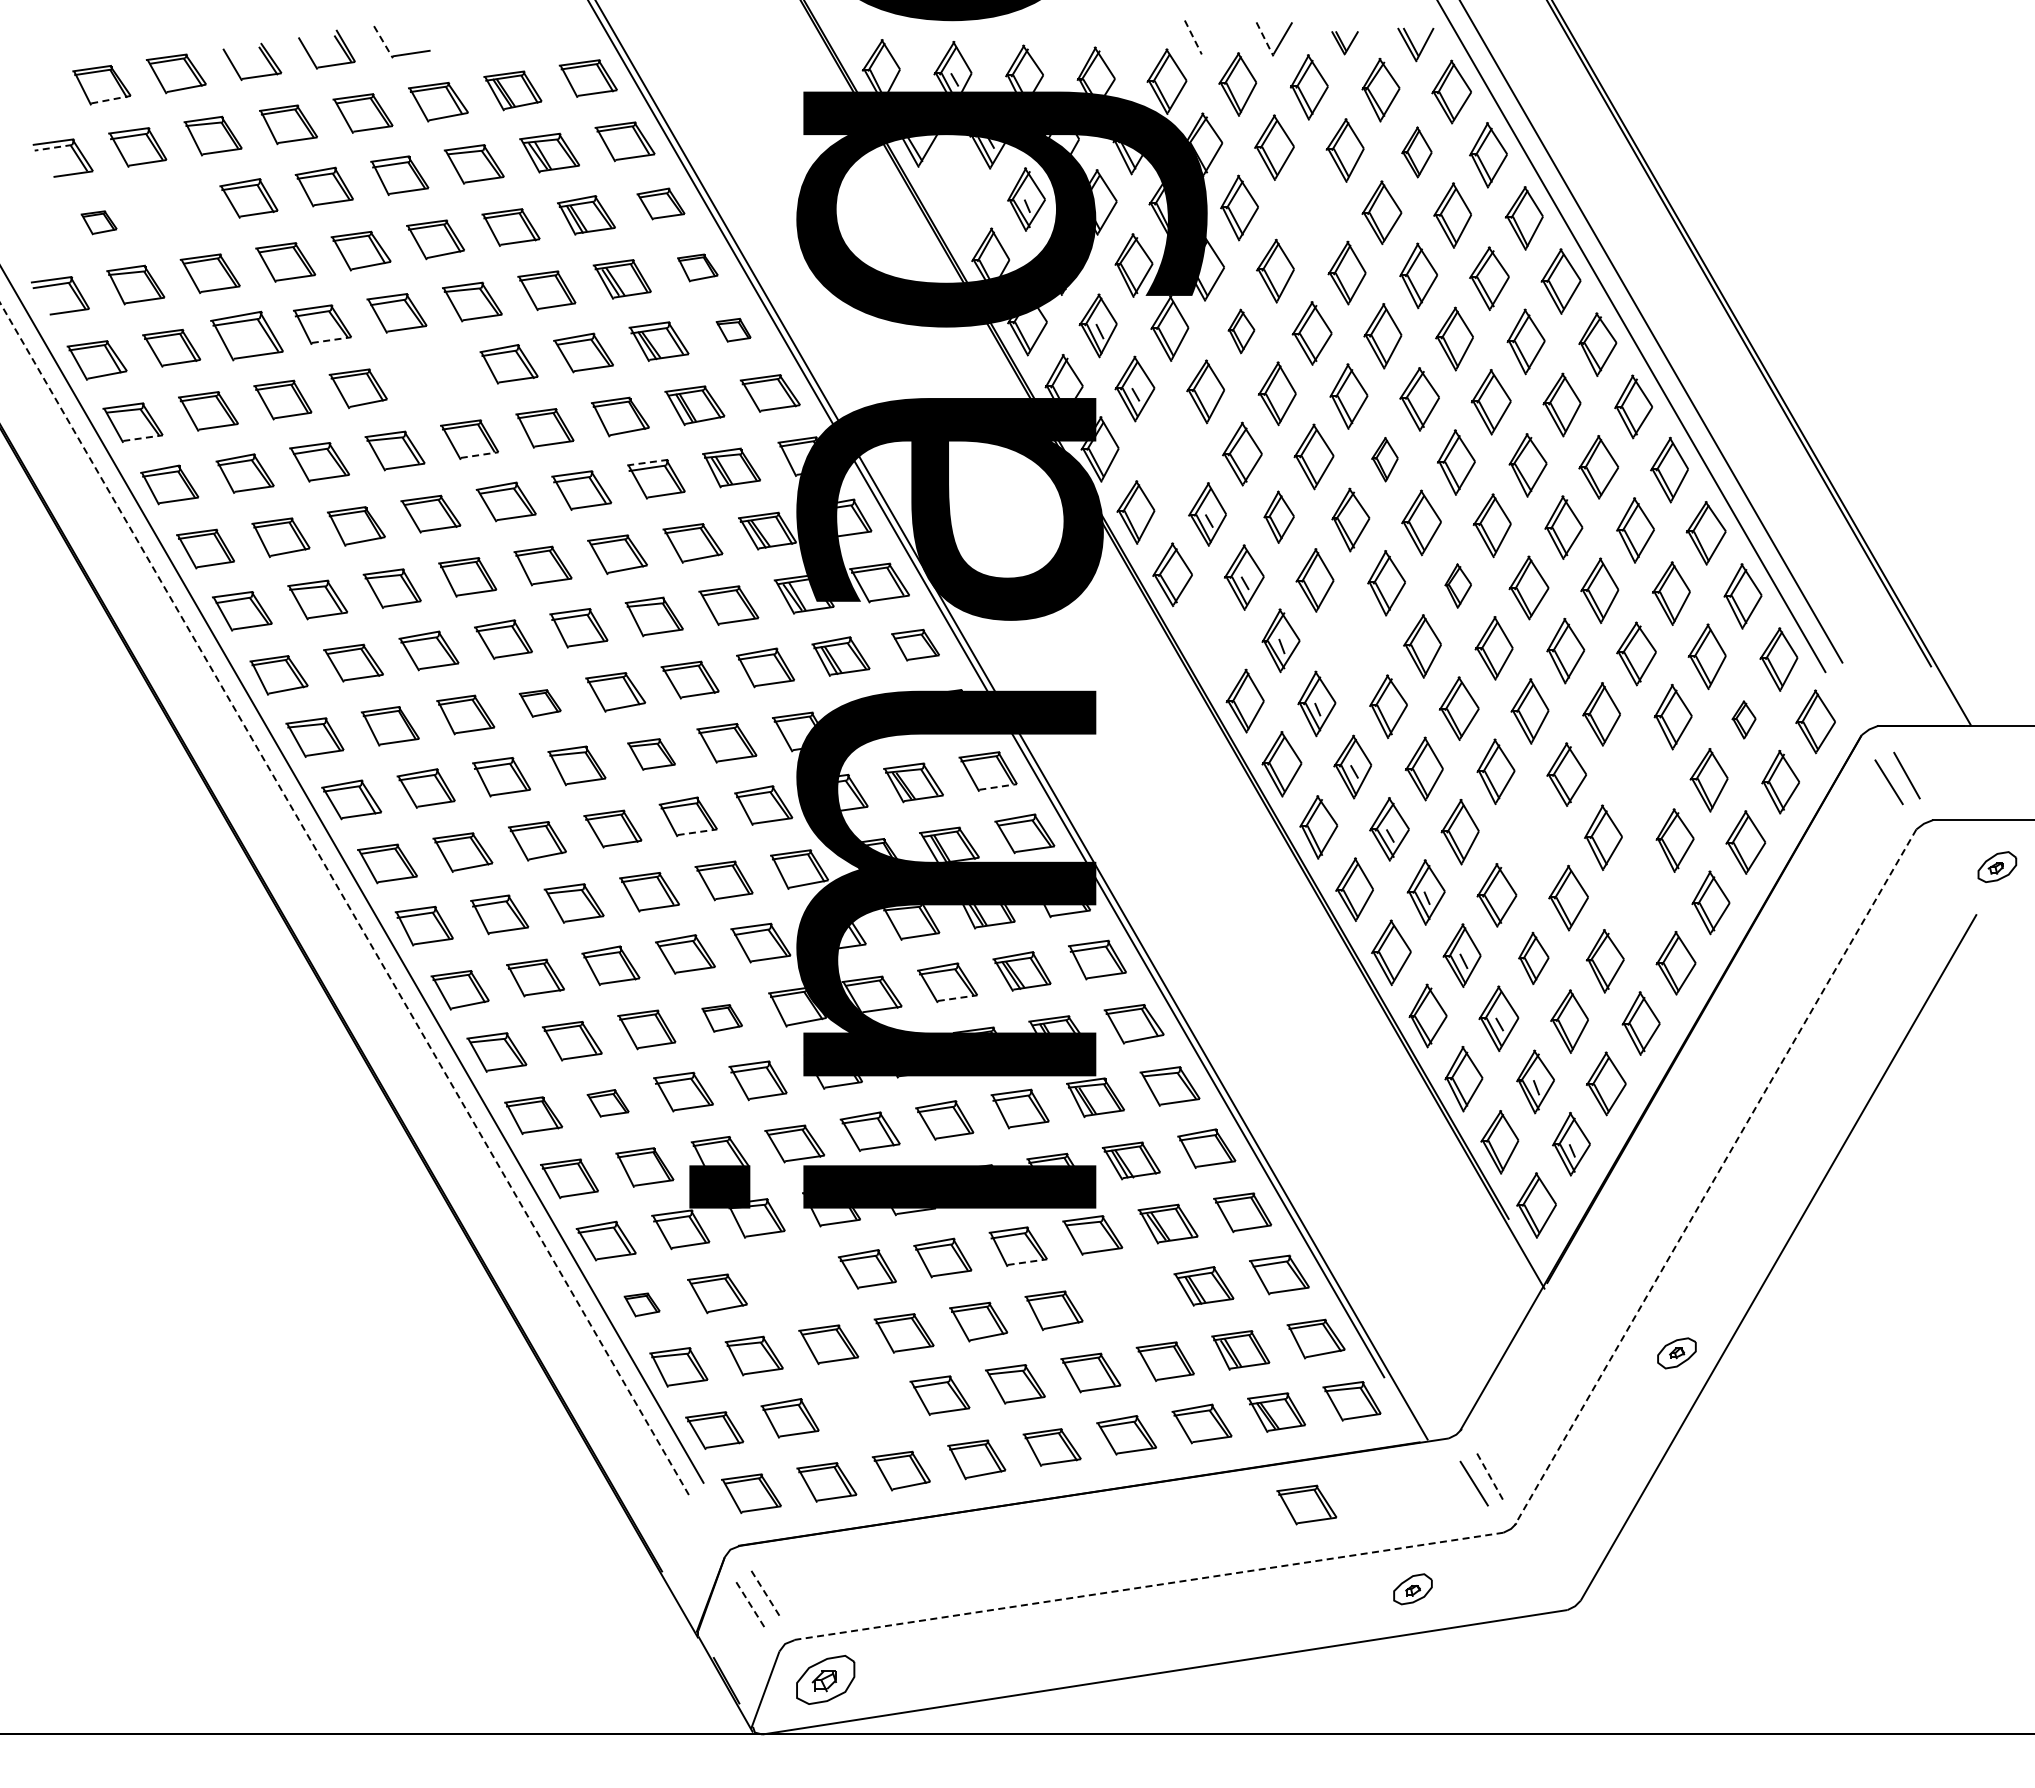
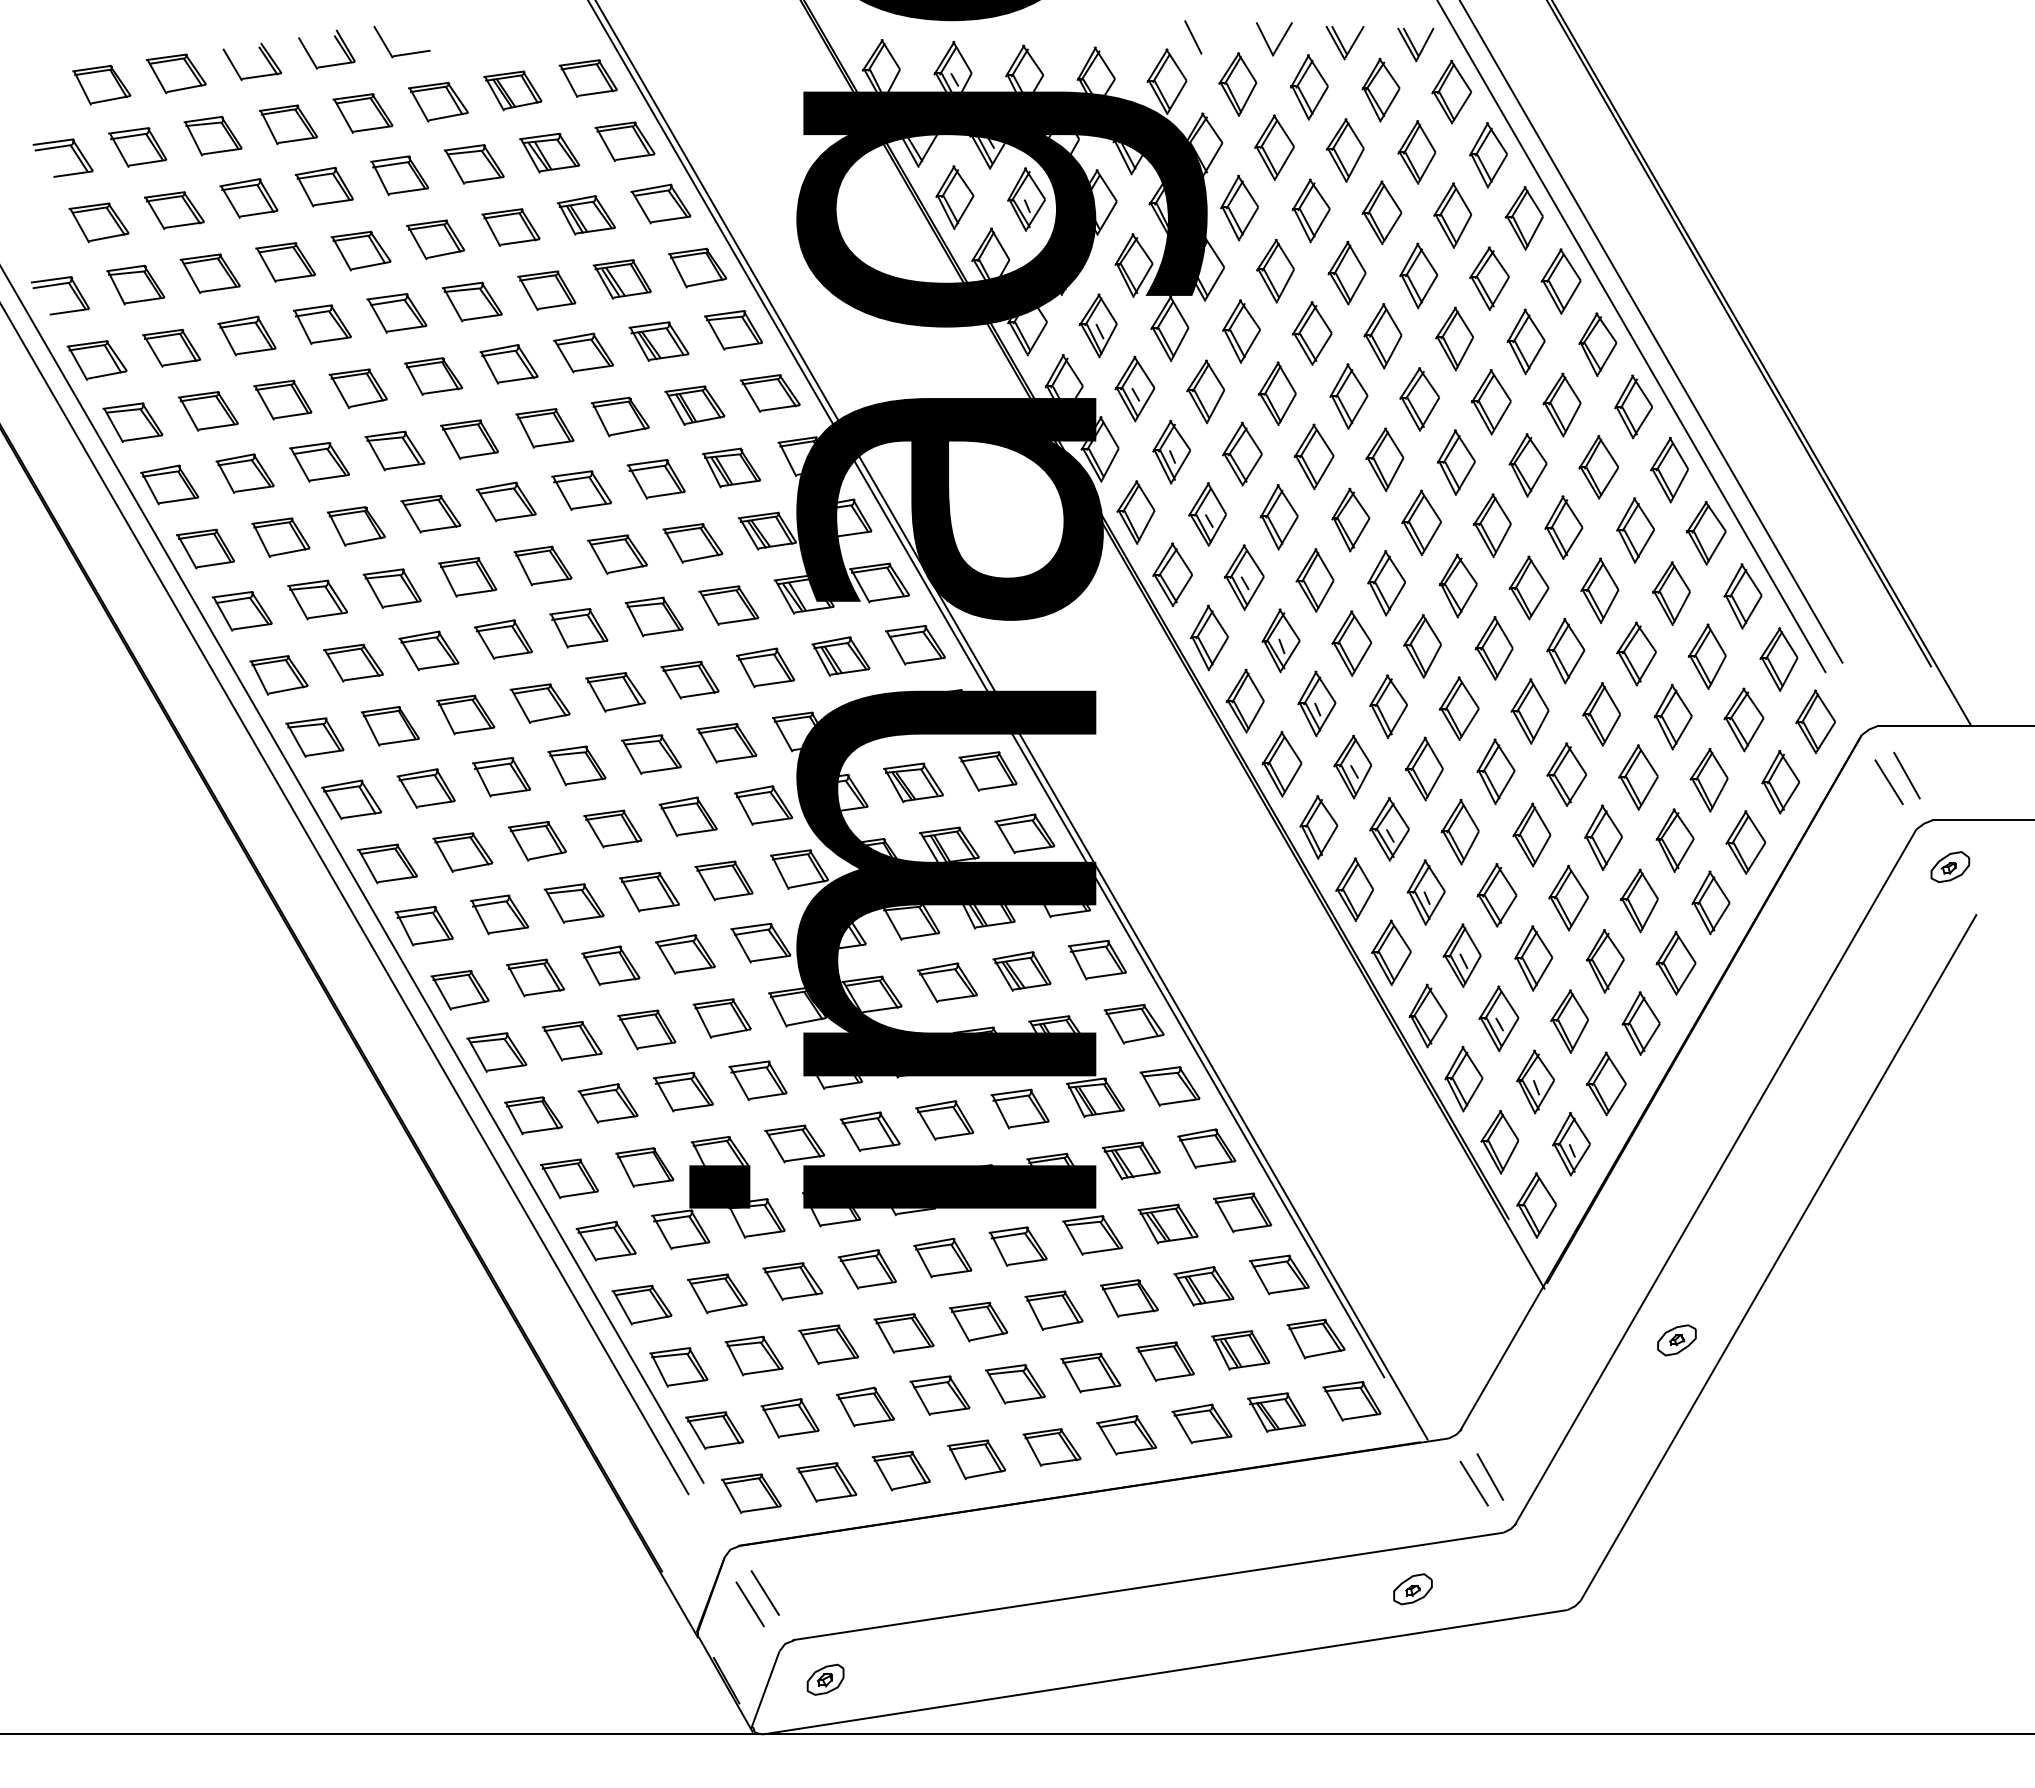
line: dashed -> solid (1193, 37)
line: dashed -> solid (1265, 39)
line: dashed -> solid (383, 42)
part size: 28x25 px -> 40x35 px (1344, 43)
line: dashed -> solid (111, 99)
line: dashed -> solid (53, 147)
part size: 32x53 px -> 40x65 px (1416, 152)
part: none -> present (954, 197)
part size: 50x34 px -> 62x42 px (660, 203)
part: none -> present (174, 210)
part: none -> present (1310, 210)
part size: 38x26 px -> 62x42 px (98, 222)
part size: 42x30 px -> 60x42 px (697, 267)
part size: 37x25 px -> 59x41 px (733, 330)
part size: 29x47 px -> 39x65 px (1241, 331)
part size: 74x52 px -> 60x42 px (246, 335)
line: dashed -> solid (331, 340)
part: none -> present (433, 376)
line: dashed -> solid (143, 438)
part: none -> present (1171, 451)
line: dashed -> solid (480, 455)
part size: 28x46 px -> 40x65 px (1384, 459)
line: dashed -> solid (647, 462)
part size: 32x54 px -> 40x67 px (1278, 517)
part size: 28x46 px -> 40x66 px (1457, 585)
part: none -> present (1208, 637)
part: none -> present (1351, 643)
part size: 49x34 px -> 61x41 px (915, 645)
part size: 44x29 px -> 62x41 px (539, 703)
part size: 26x40 px -> 42x66 px (1743, 719)
part size: 49x33 px -> 61x41 px (651, 754)
part: none -> present (1638, 777)
line: dashed -> solid (998, 786)
line: dashed -> solid (697, 832)
part: none -> present (1531, 834)
part position: (1997, 866) -> (1950, 866) (1950, 866)
line: dashed -> solid (344, 898)
part: none -> present (1638, 900)
part size: 32x54 px -> 40x67 px (1533, 958)
line: dashed -> solid (957, 998)
part size: 42x29 px -> 60x41 px (721, 1018)
part size: 44x29 px -> 62x41 px (607, 1103)
line: dashed -> solid (1715, 1177)
line: dashed -> solid (1027, 1262)
part: none -> present (792, 1281)
part: none -> present (1129, 1298)
part size: 38x26 px -> 62x42 px (641, 1304)
part position: (1676, 1353) -> (1676, 1340) (1676, 1340)
part: none -> present (865, 1406)
line: dashed -> solid (1490, 1477)
part: present -> none (1306, 1504)
line: dashed -> solid (1147, 1586)
line: dashed -> solid (765, 1593)
line: dashed -> solid (750, 1604)
part size: 60x50 px -> 39x33 px (825, 1679)
